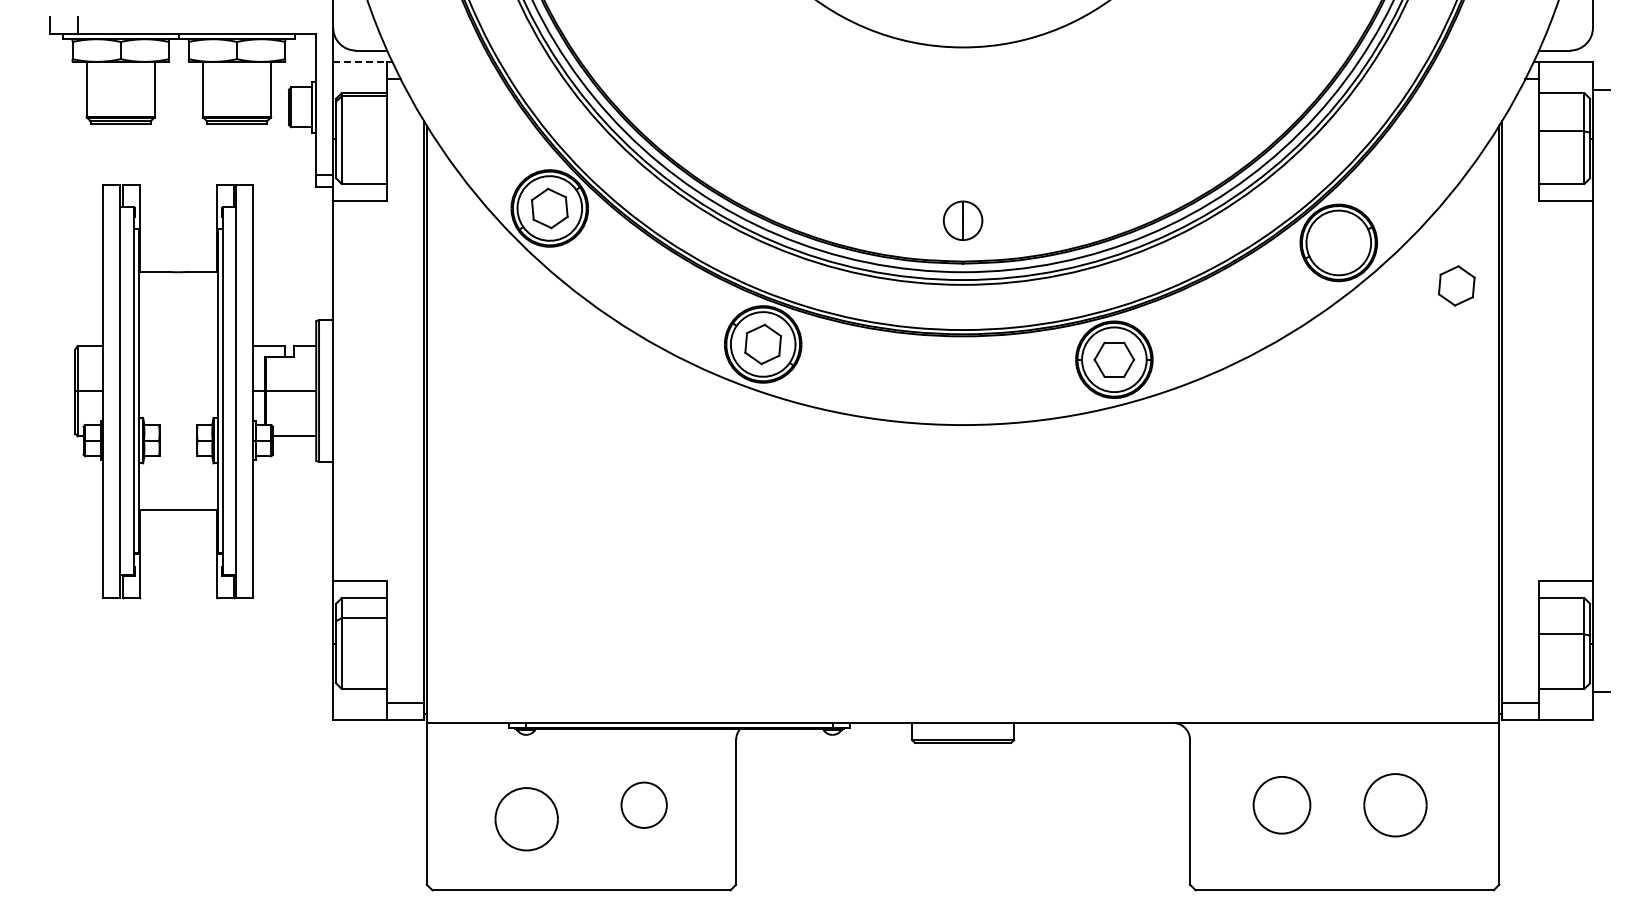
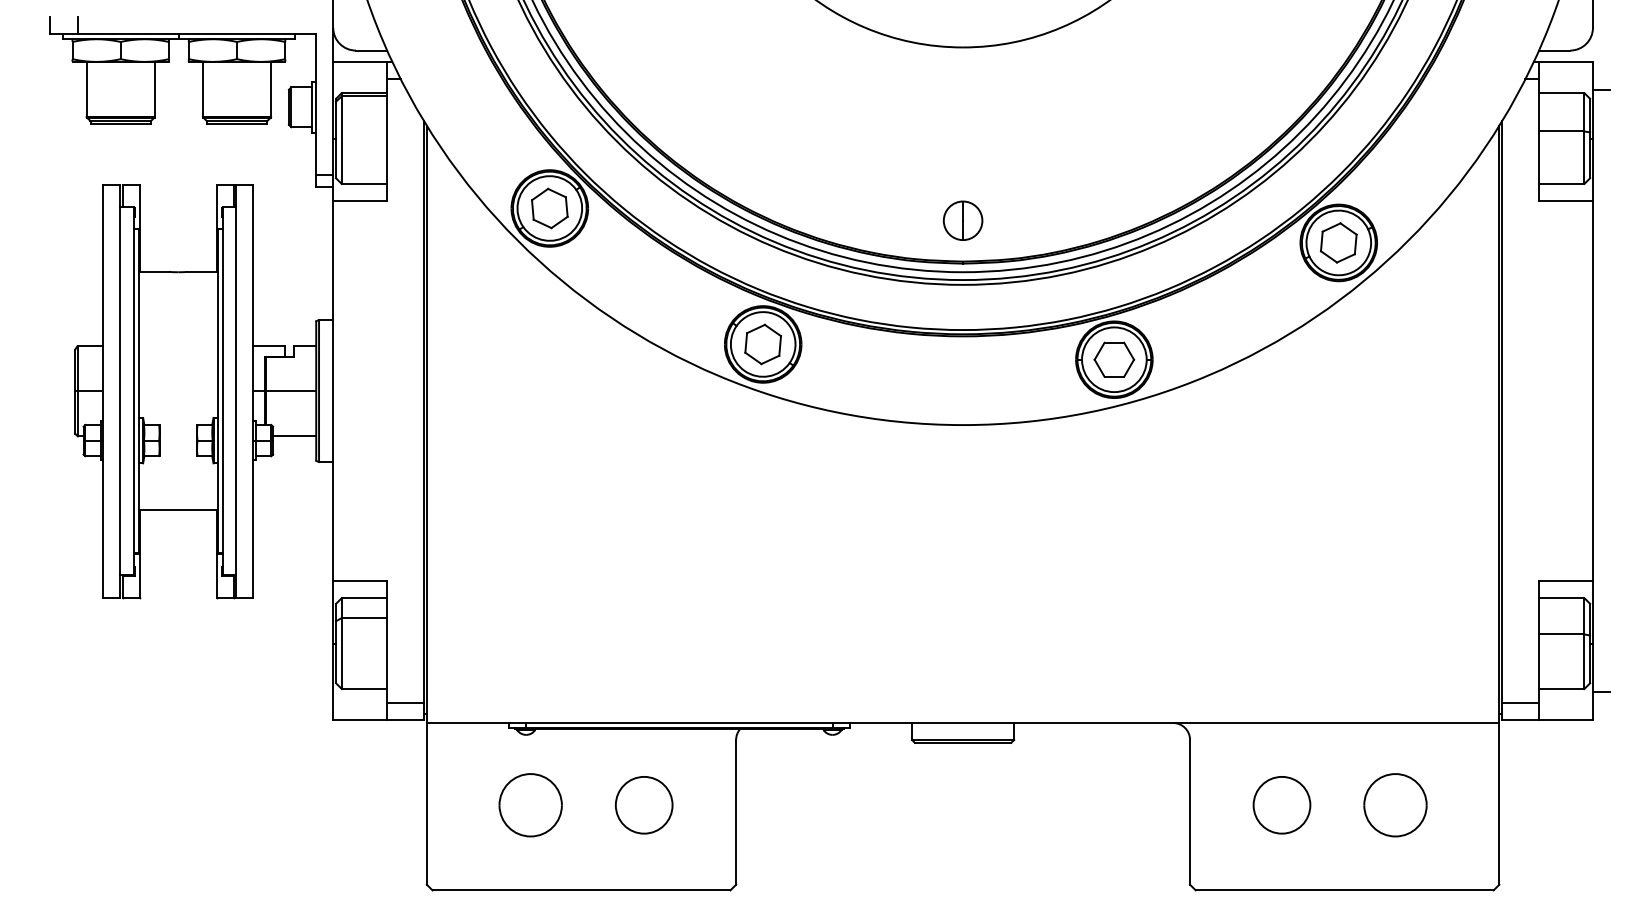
line: dashed -> solid (360, 61)
part position: (1456, 285) -> (1338, 242) (1338, 242)
circle diameter: 45 px -> 57 px (643, 804)
part position: (526, 819) -> (530, 805) (530, 805)
